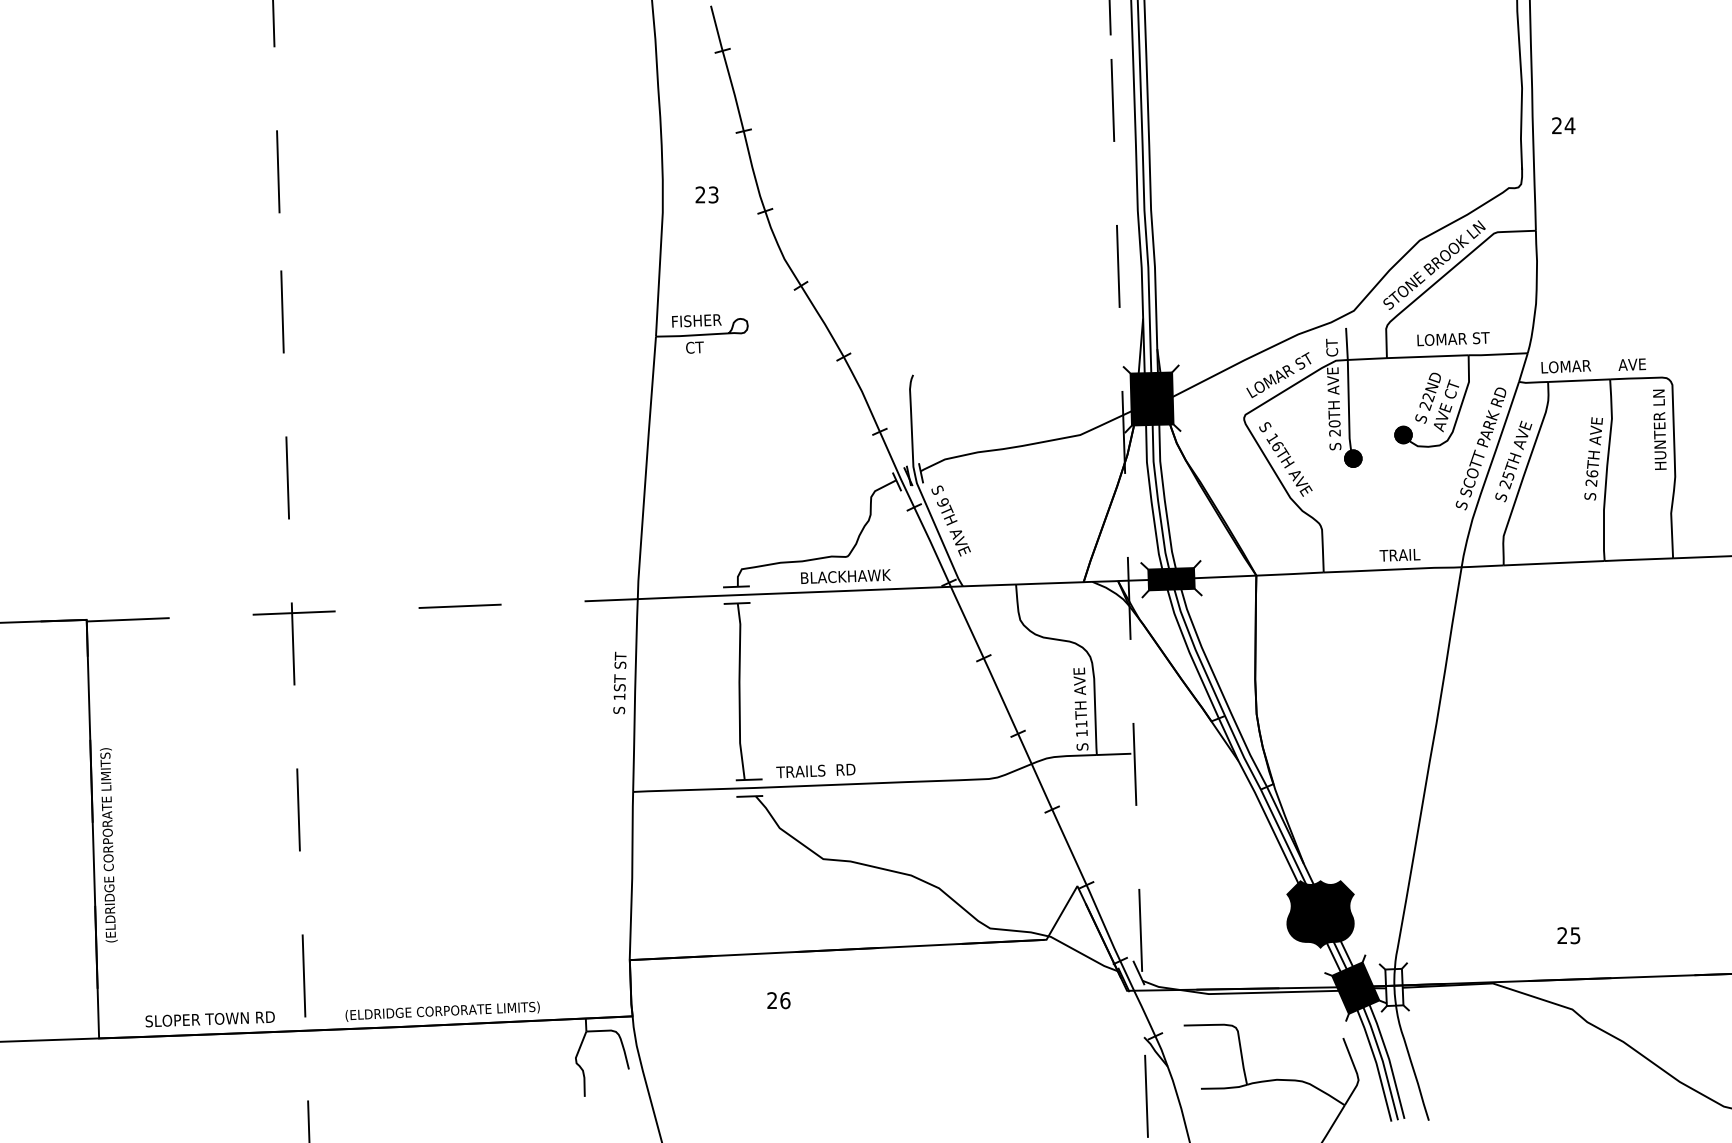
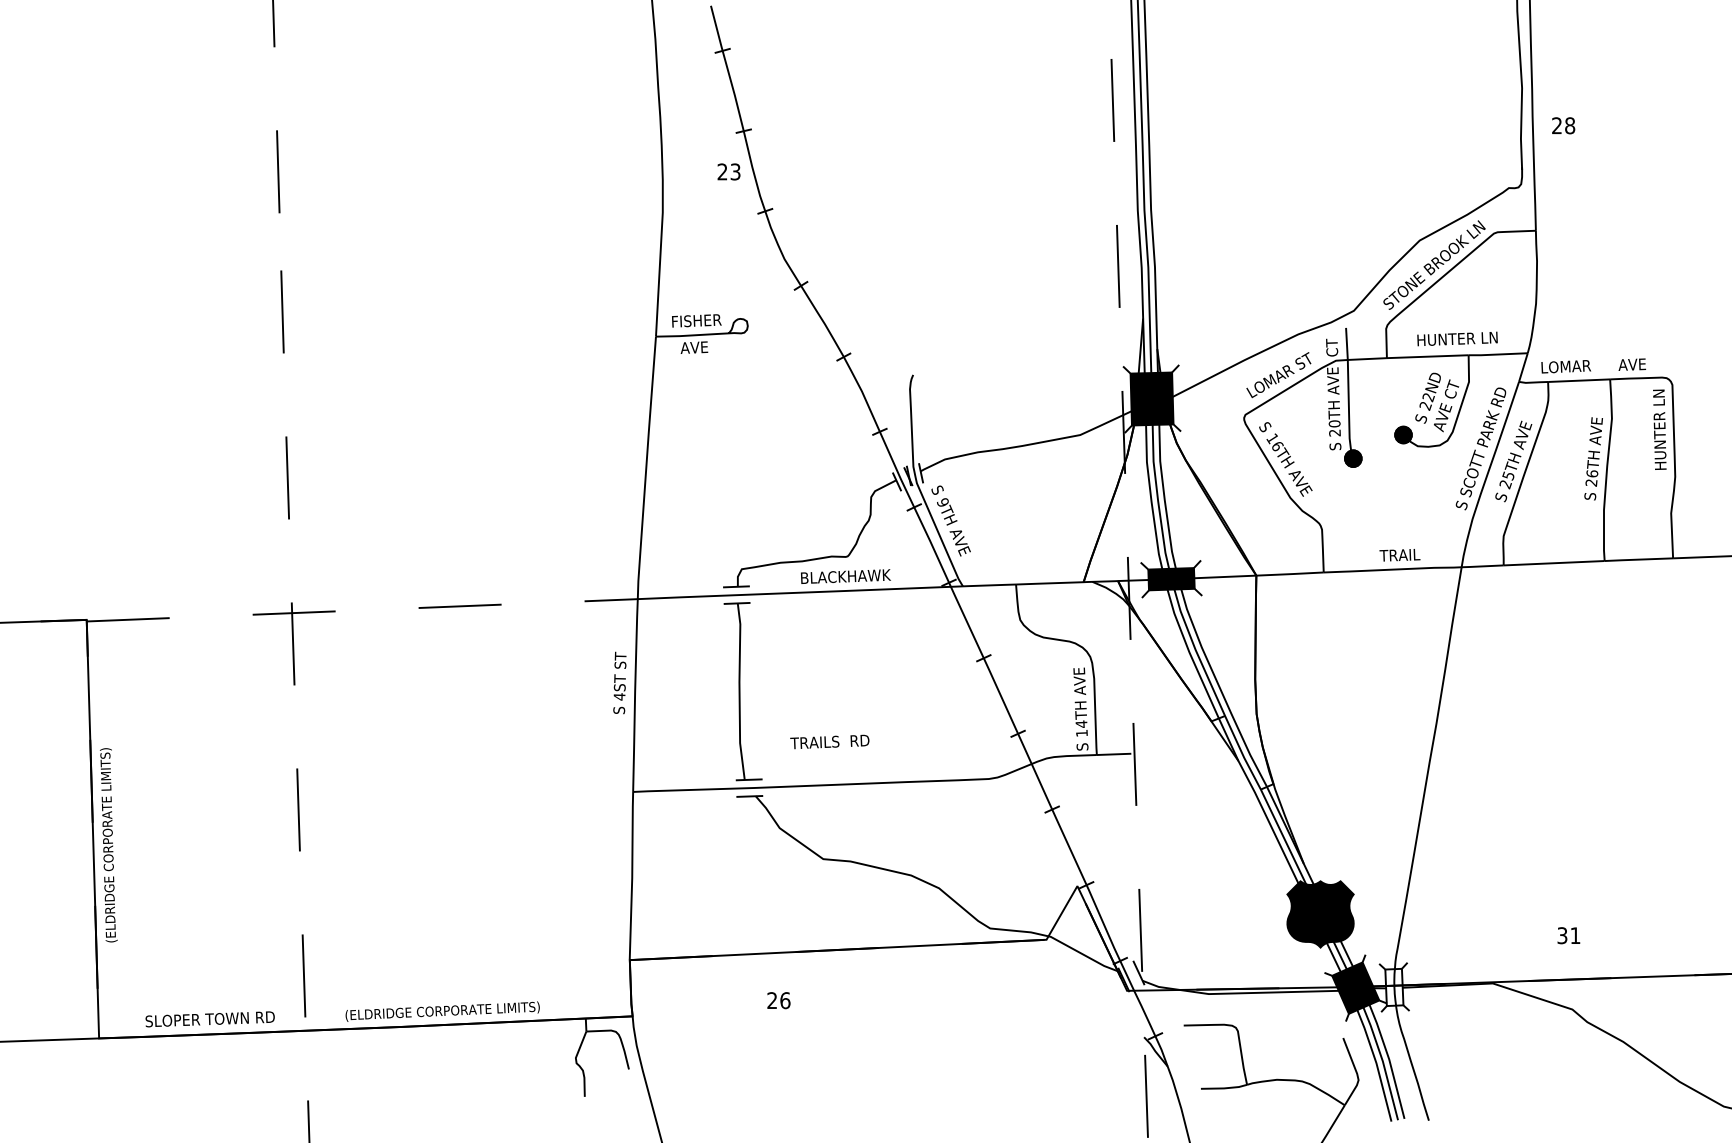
line: present -> none (1109, 18)
text: 24 -> 28 (1569, 125)
text position: (706, 194) -> (728, 171) (728, 171)
text: LOMAR ST -> HUNTER LN (1457, 338)
text: CT -> AVE (694, 347)
text: 1ST -> 4ST (619, 696)
text: 11TH -> 14TH (1081, 723)
text position: (815, 770) -> (829, 741) (829, 741)
text: 25 -> 31 (1568, 935)
